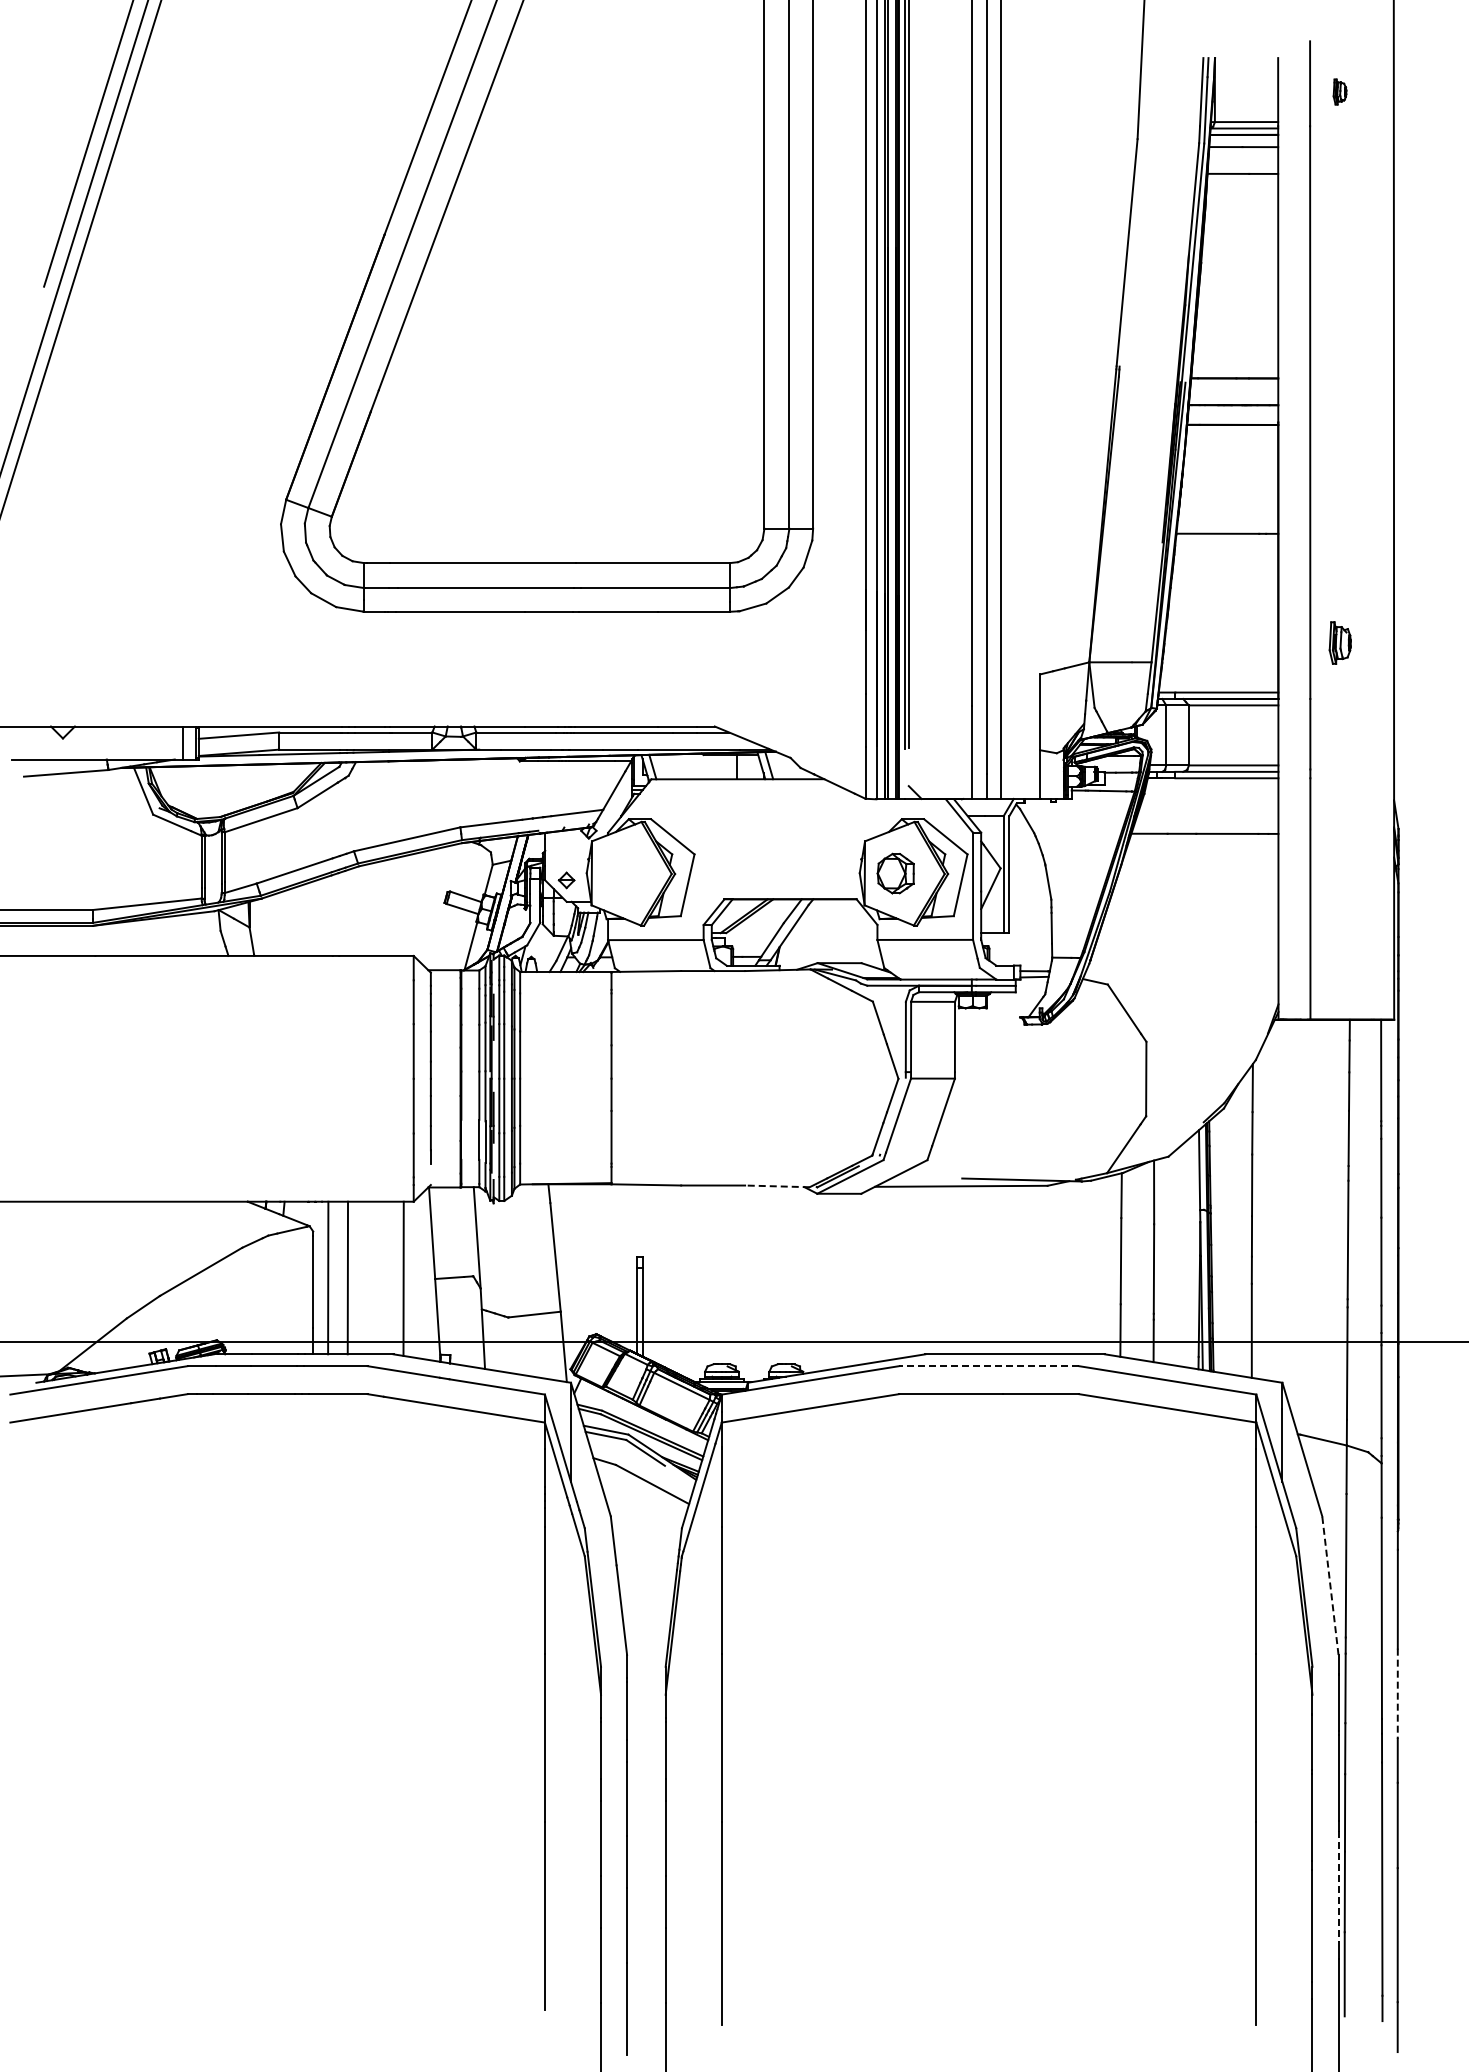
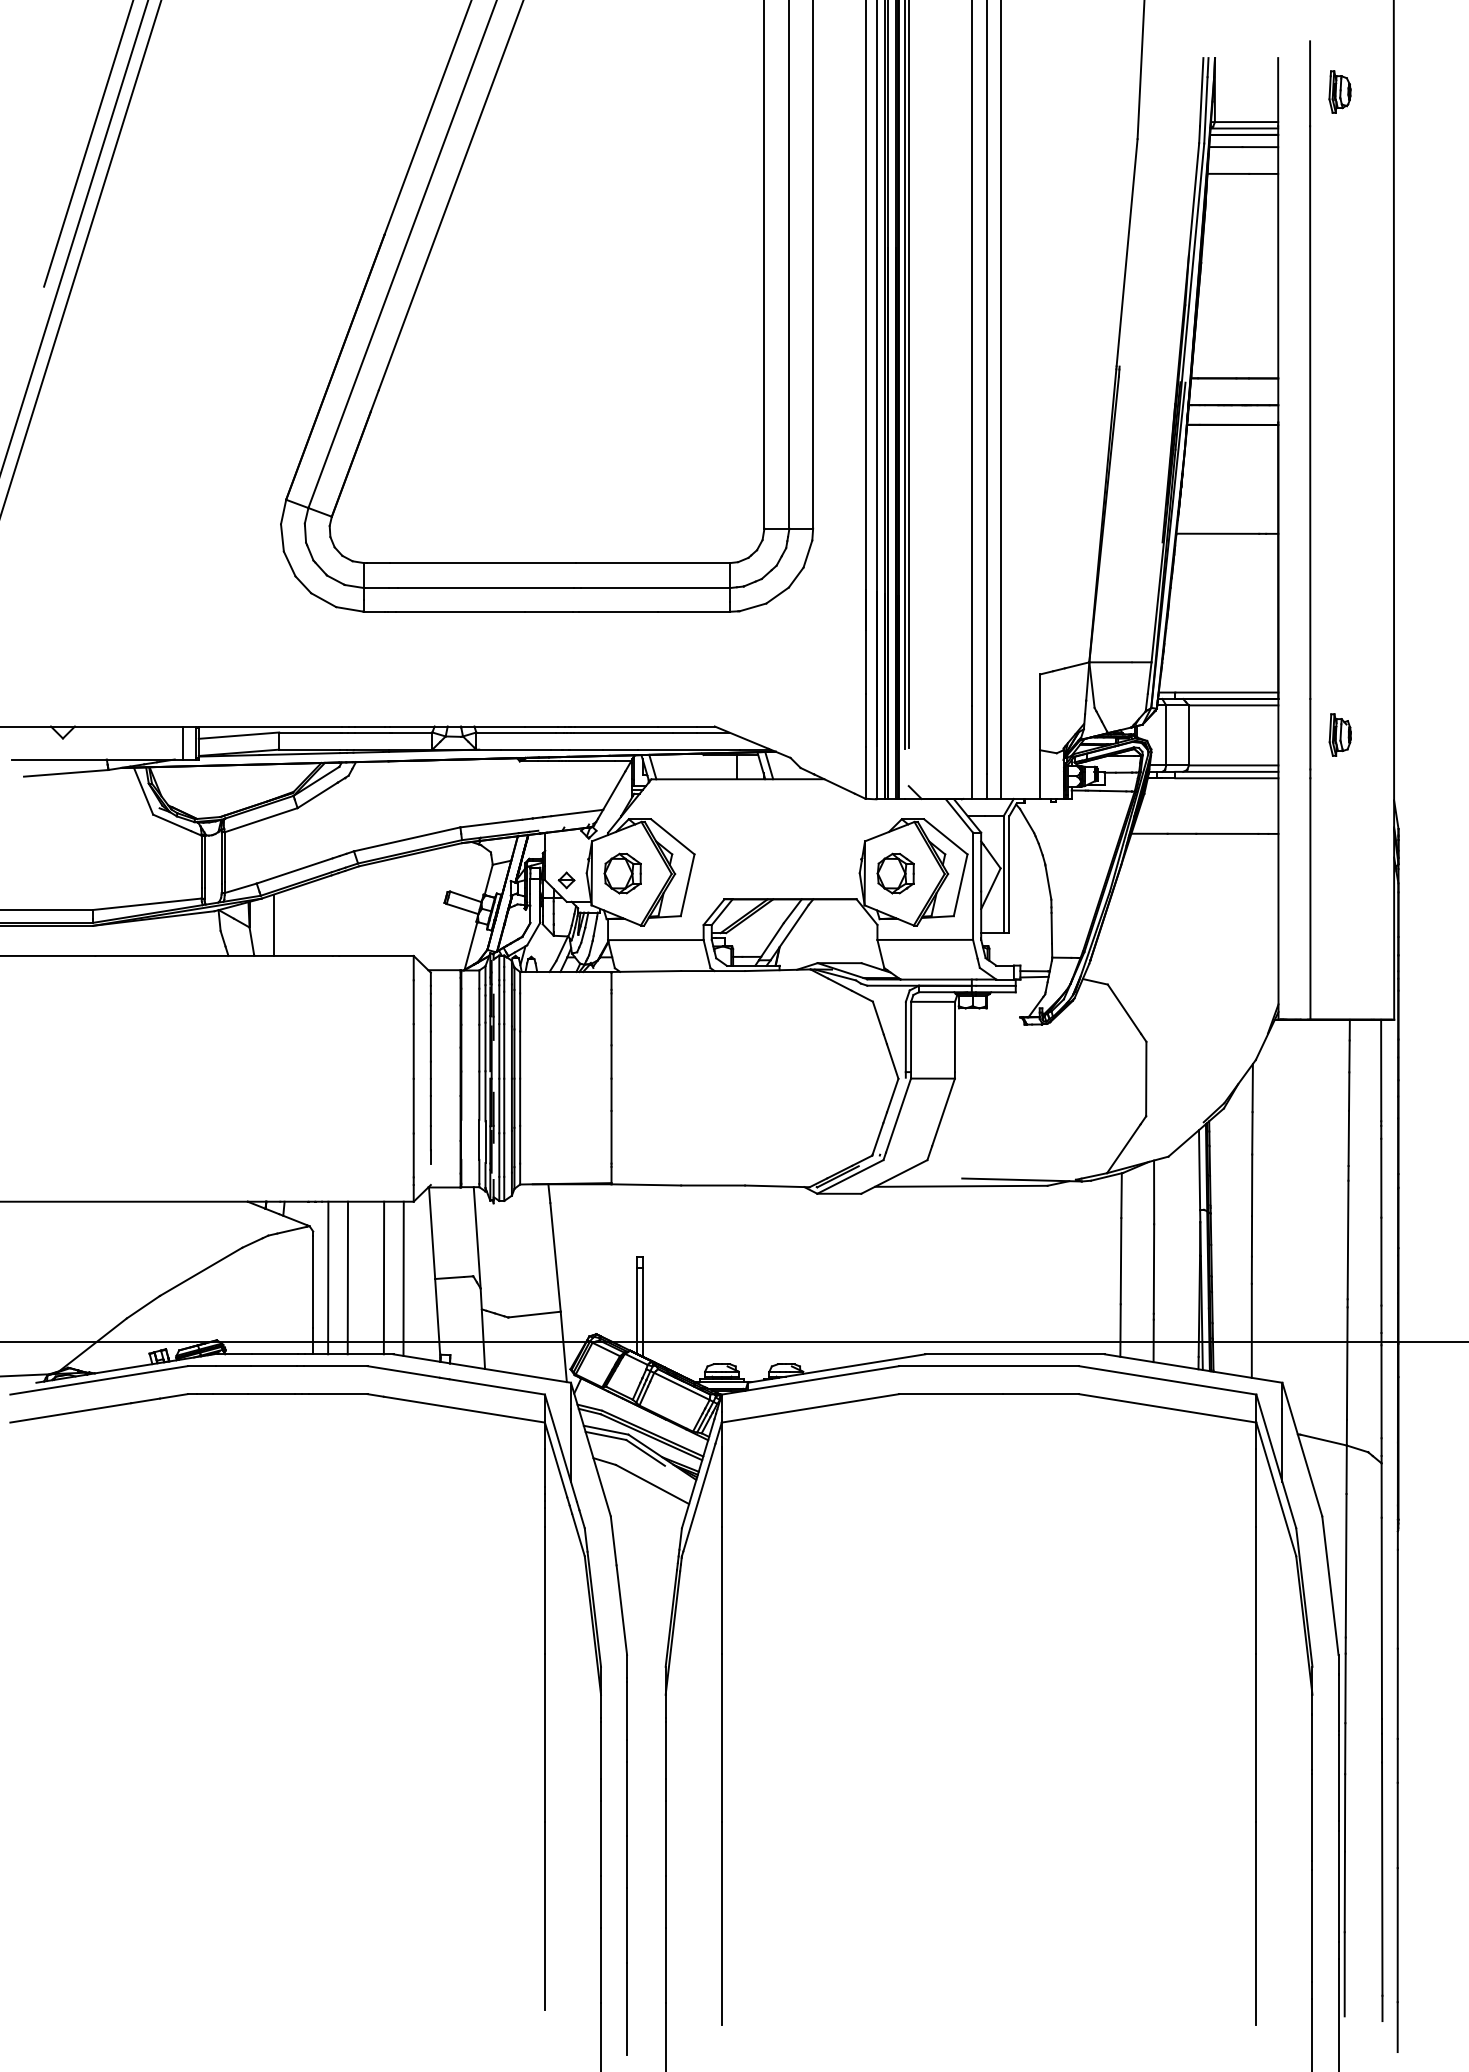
part size: 16x28 px -> 24x44 px (1339, 91)
part position: (1339, 642) -> (1339, 734) (1339, 734)
part: none -> present (622, 873)
line: none -> present (274, 924)
line: dashed -> solid (776, 1186)
line: none -> present (383, 1277)
line: dashed -> solid (989, 1366)
line: dashed -> solid (1330, 1585)
line: dashed -> solid (1397, 1694)
line: dashed -> solid (1338, 1886)
